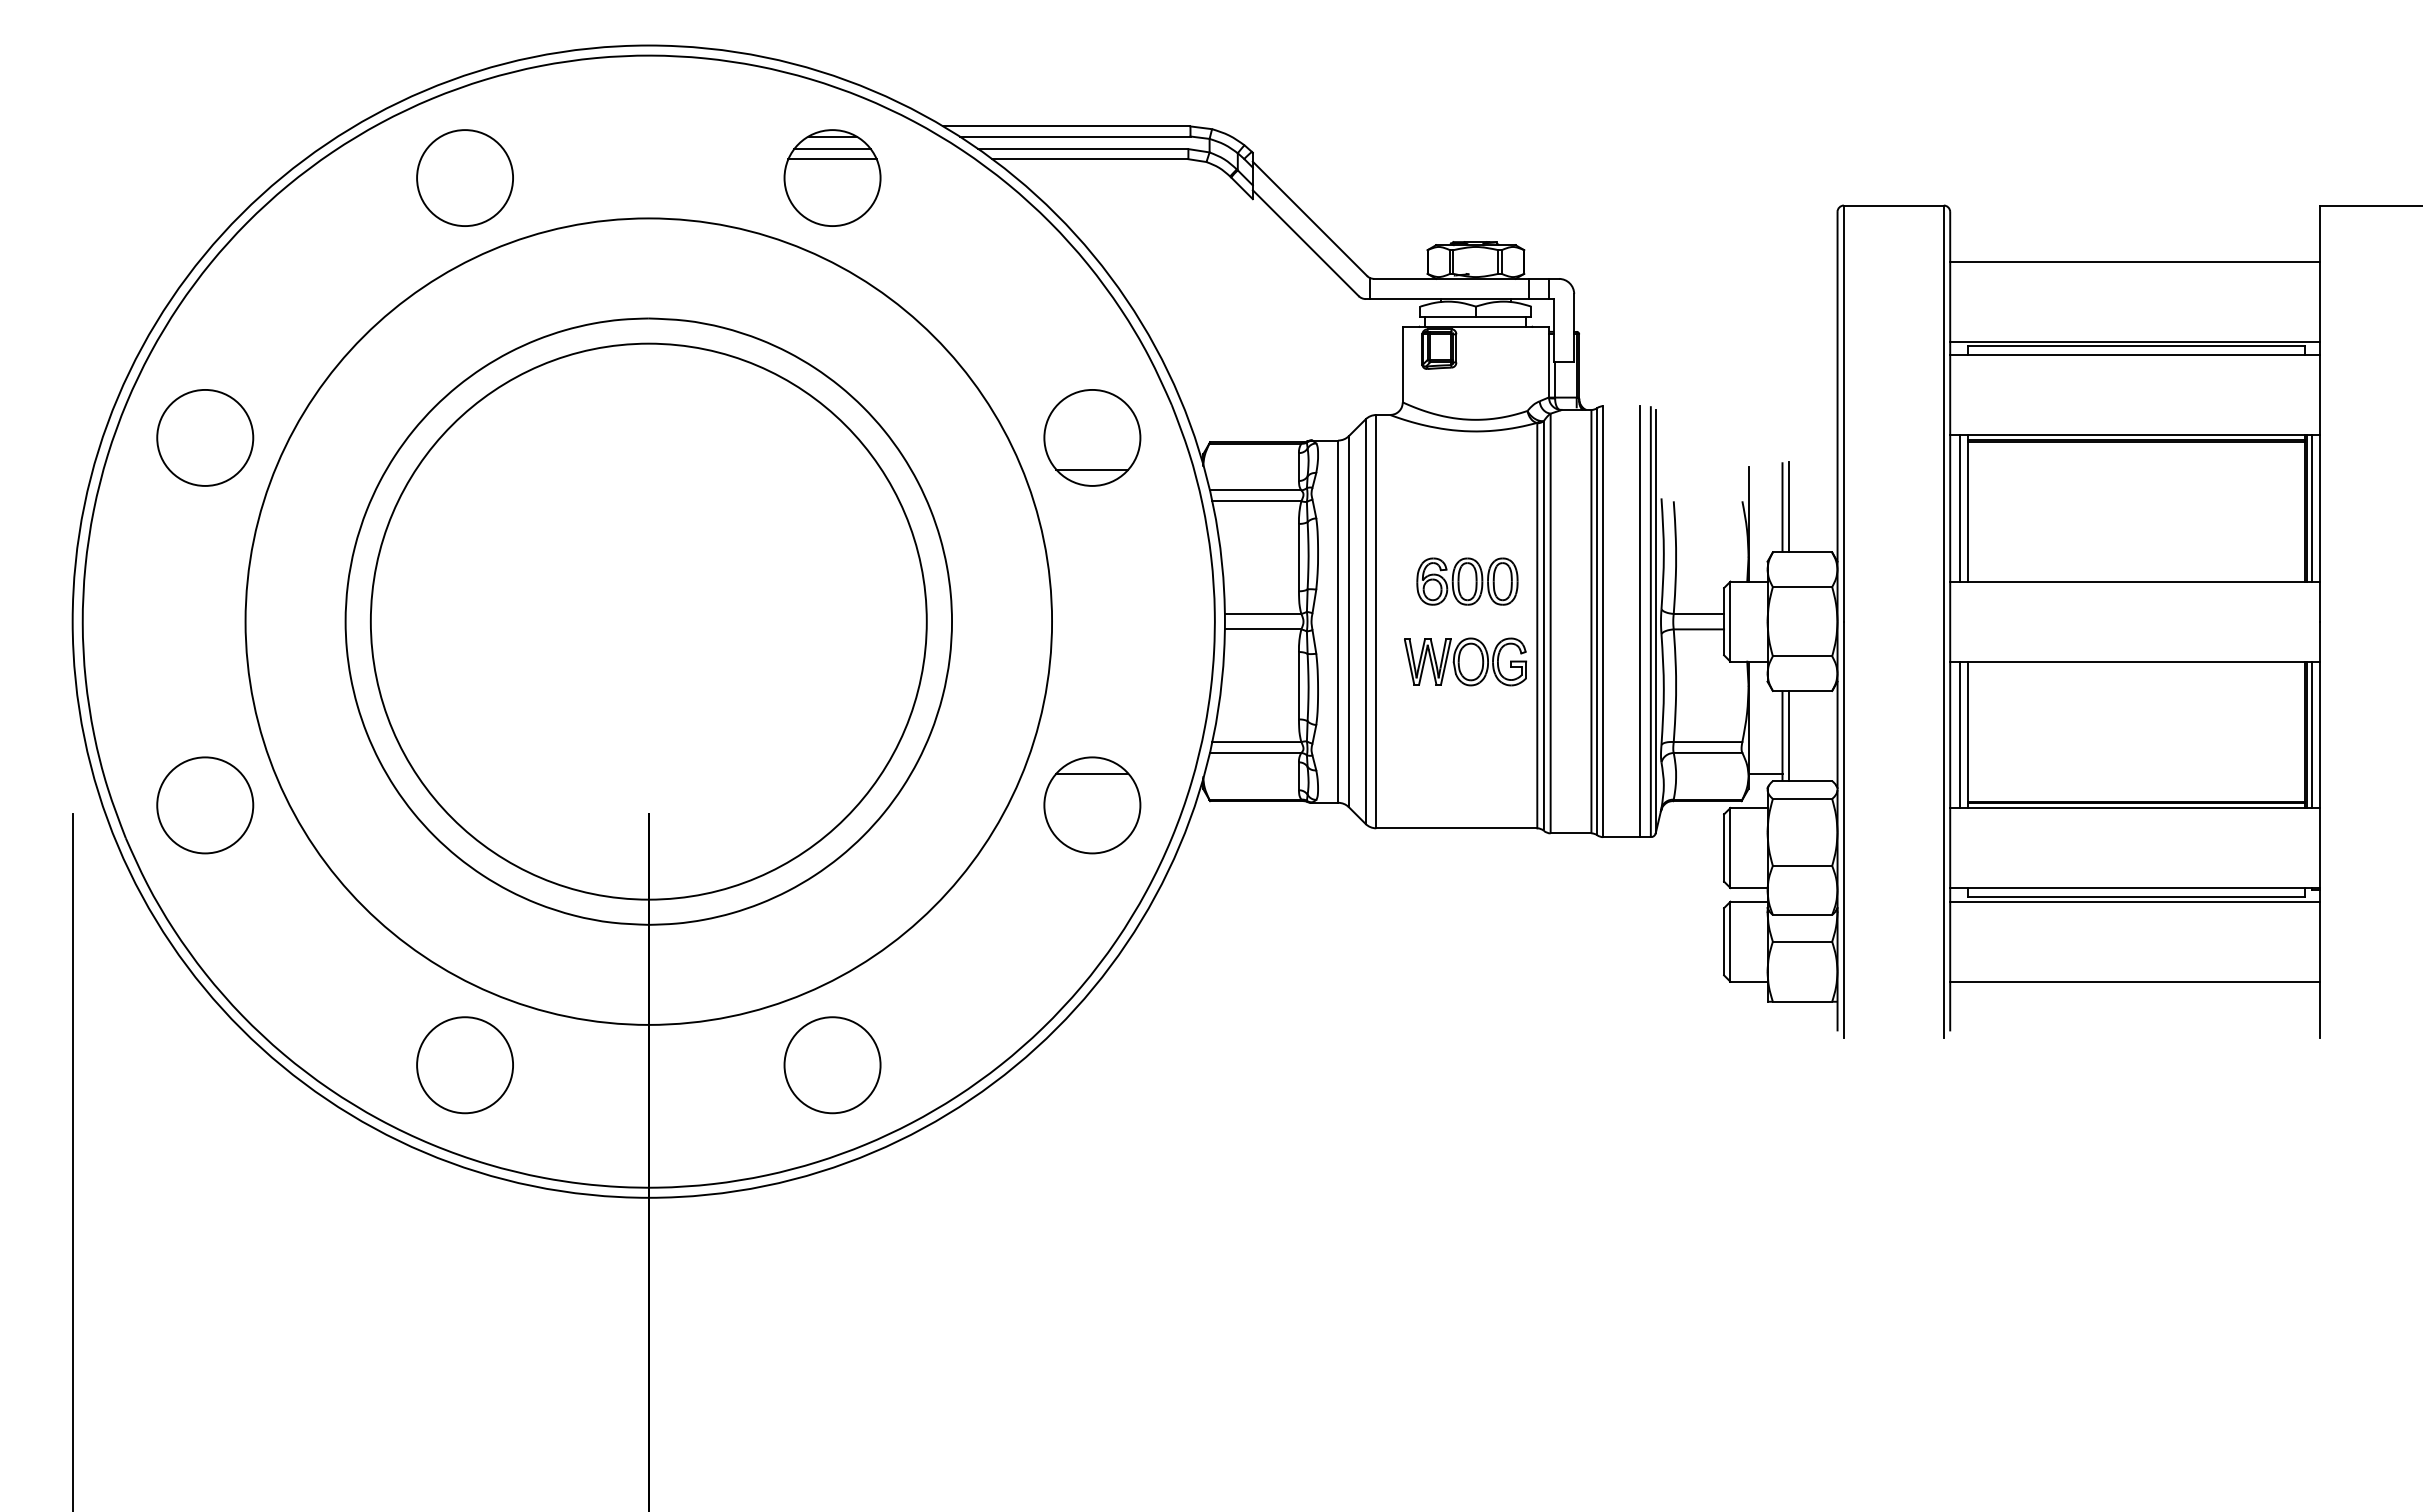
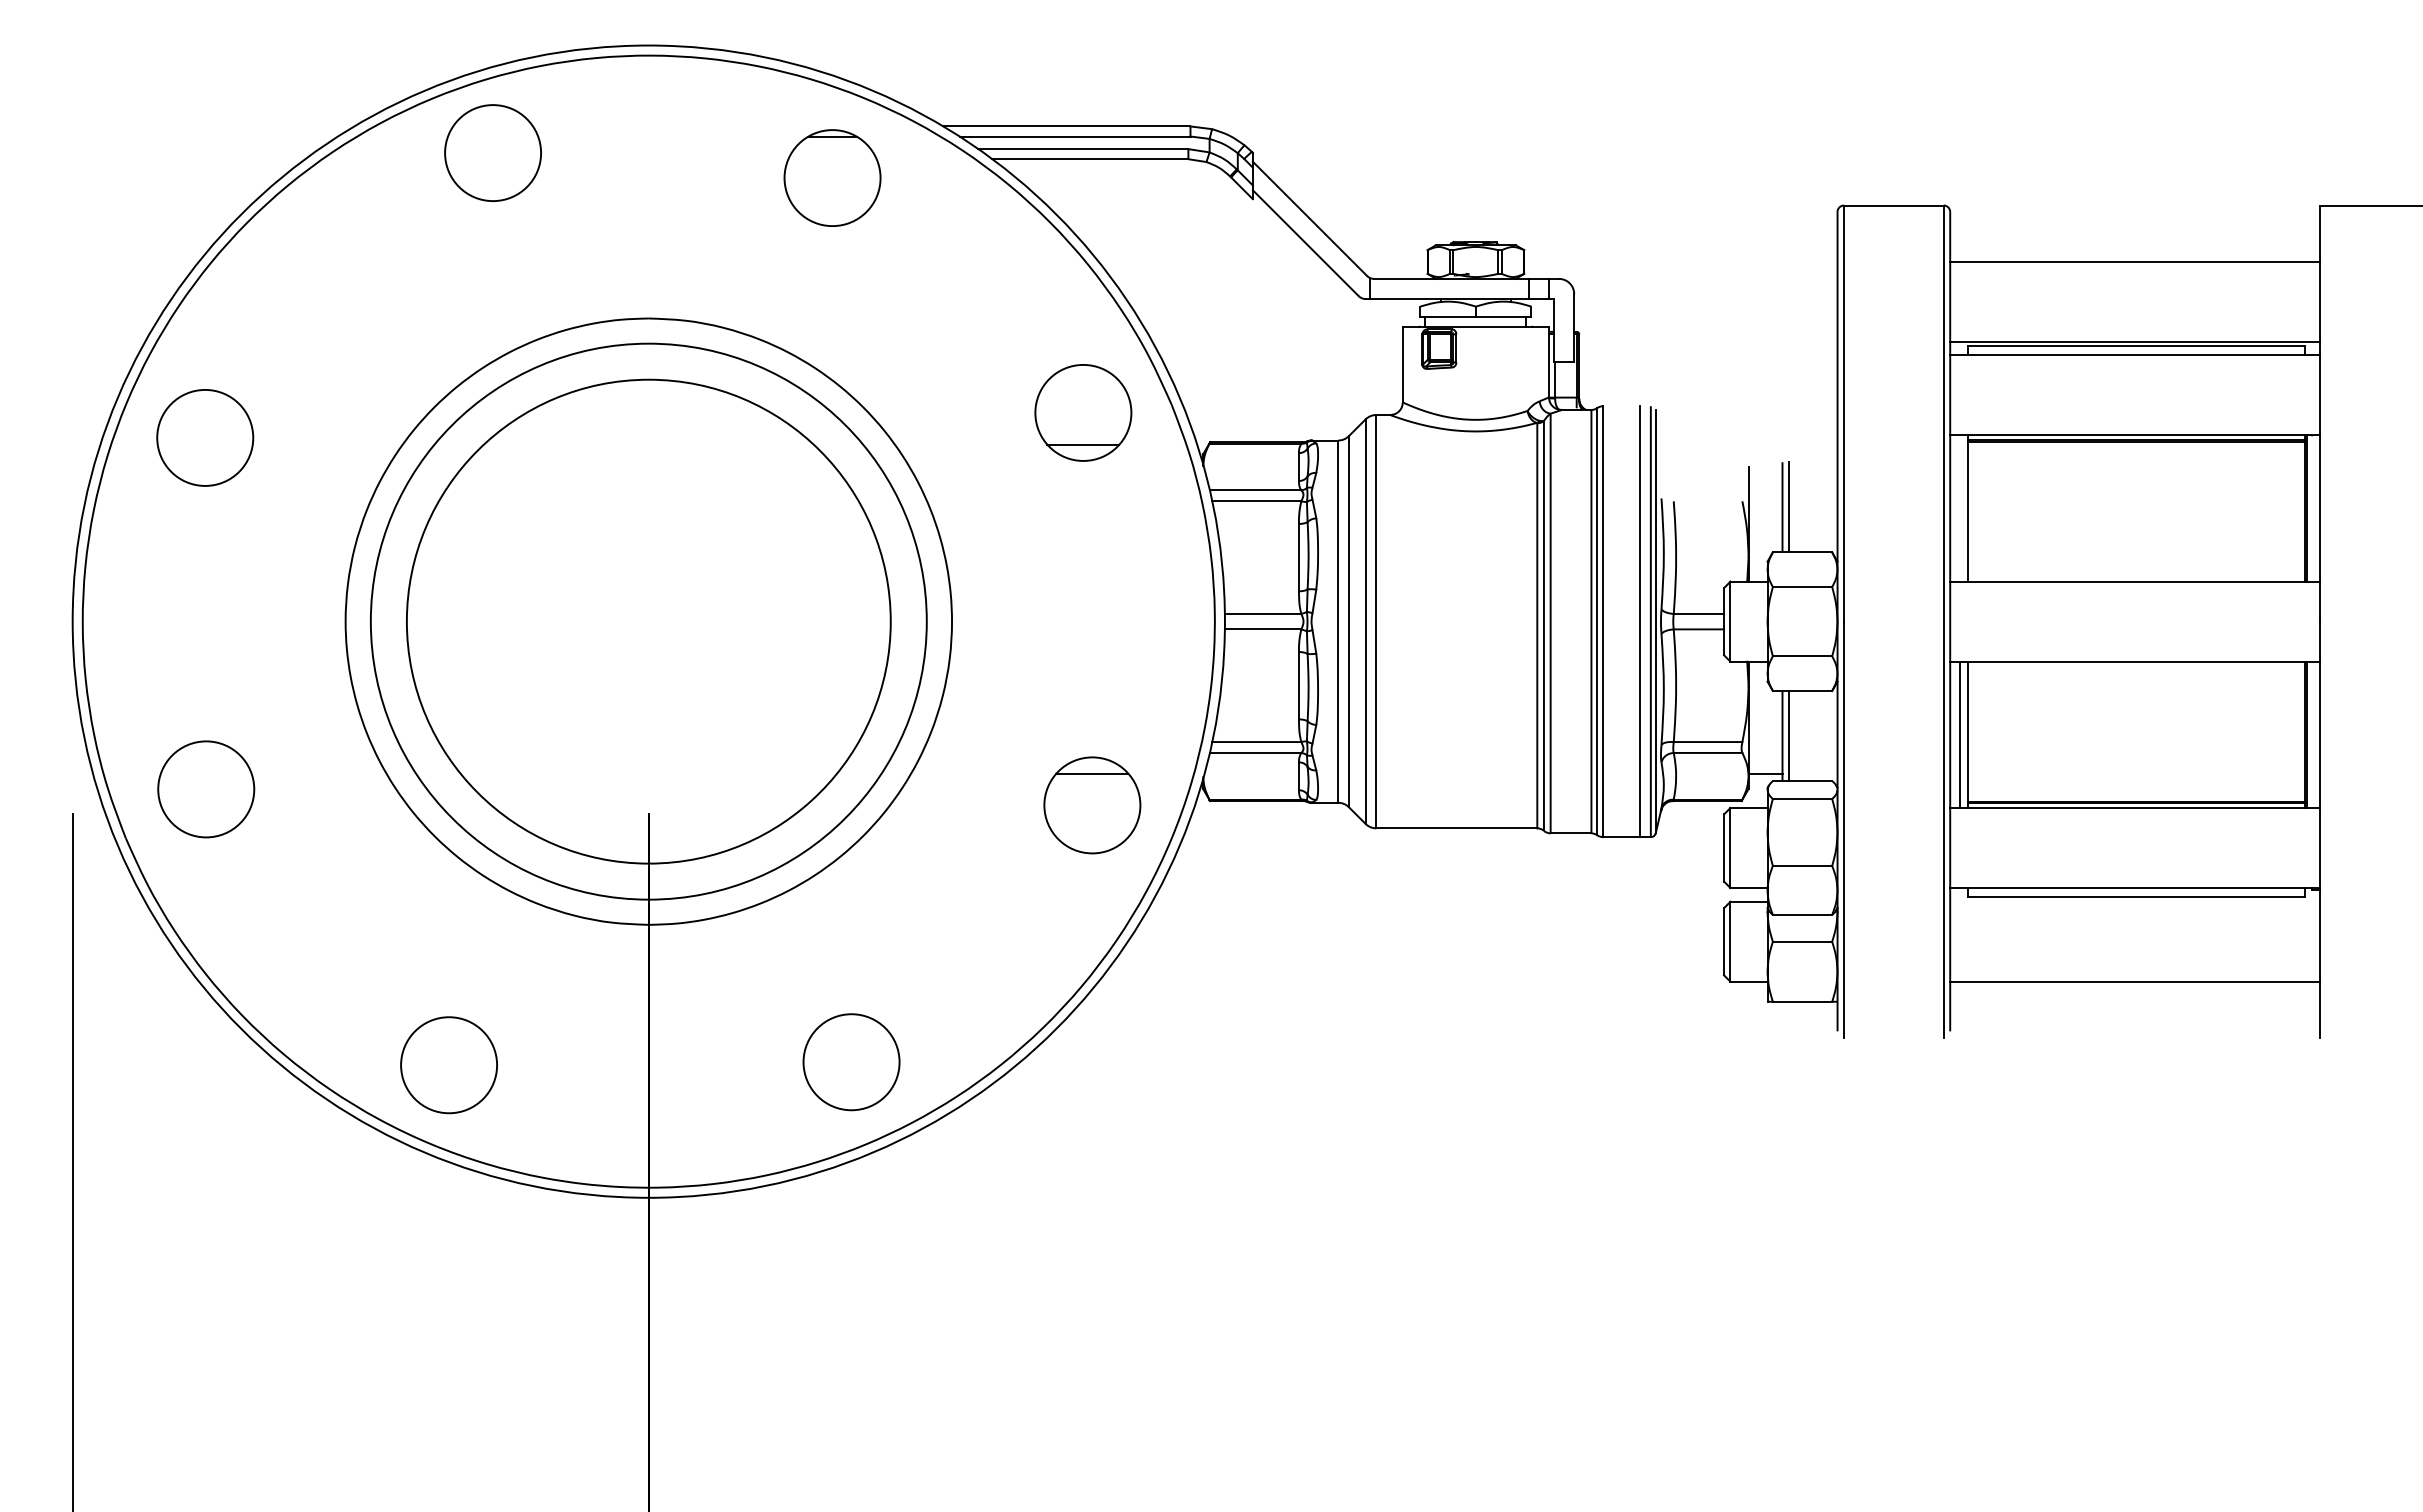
line: present -> none (832, 149)
line: present -> none (832, 159)
circle position: (464, 177) -> (492, 152) (492, 152)
part position: (1092, 437) -> (1083, 412) (1083, 412)
line: present -> none (1960, 508)
line: present -> none (2312, 508)
part: present -> none (1467, 581)
circle diameter: 806 px -> 484 px (648, 621)
part: present -> none (1465, 661)
line: present -> none (2312, 734)
circle position: (205, 805) -> (206, 789) (206, 789)
line: present -> none (2135, 901)
circle position: (464, 1065) -> (448, 1065) (448, 1065)
circle position: (832, 1065) -> (851, 1062) (851, 1062)
